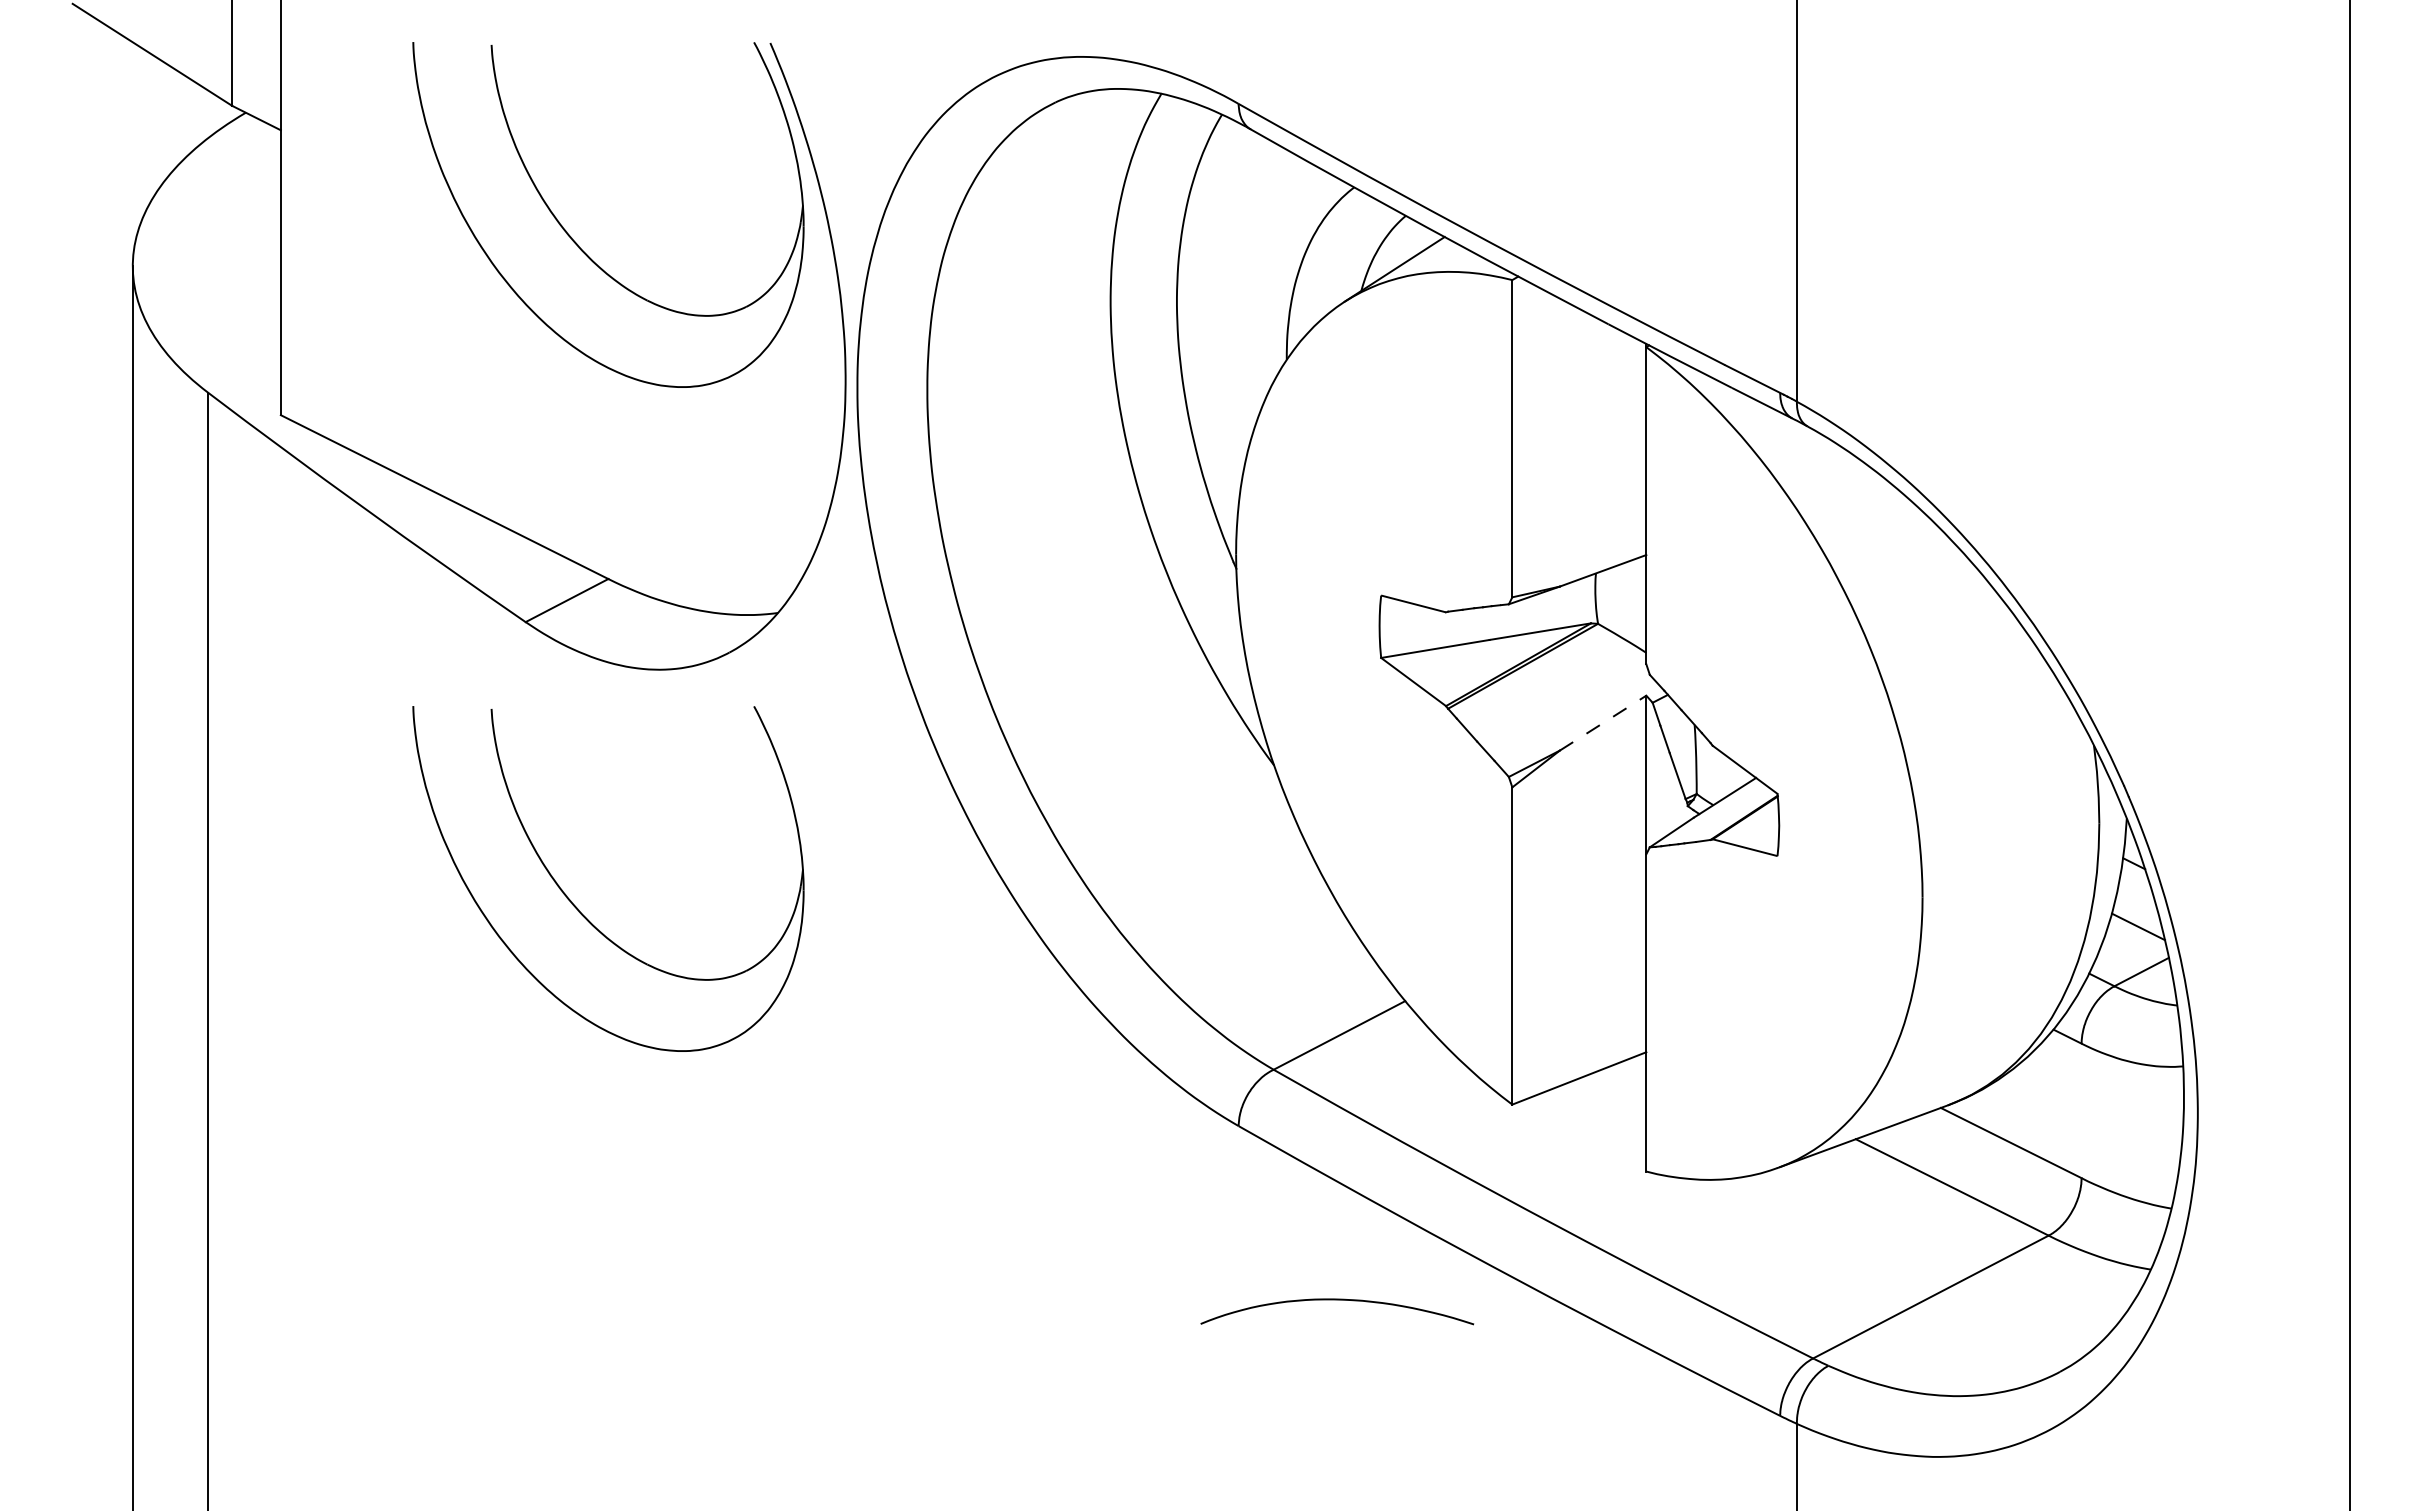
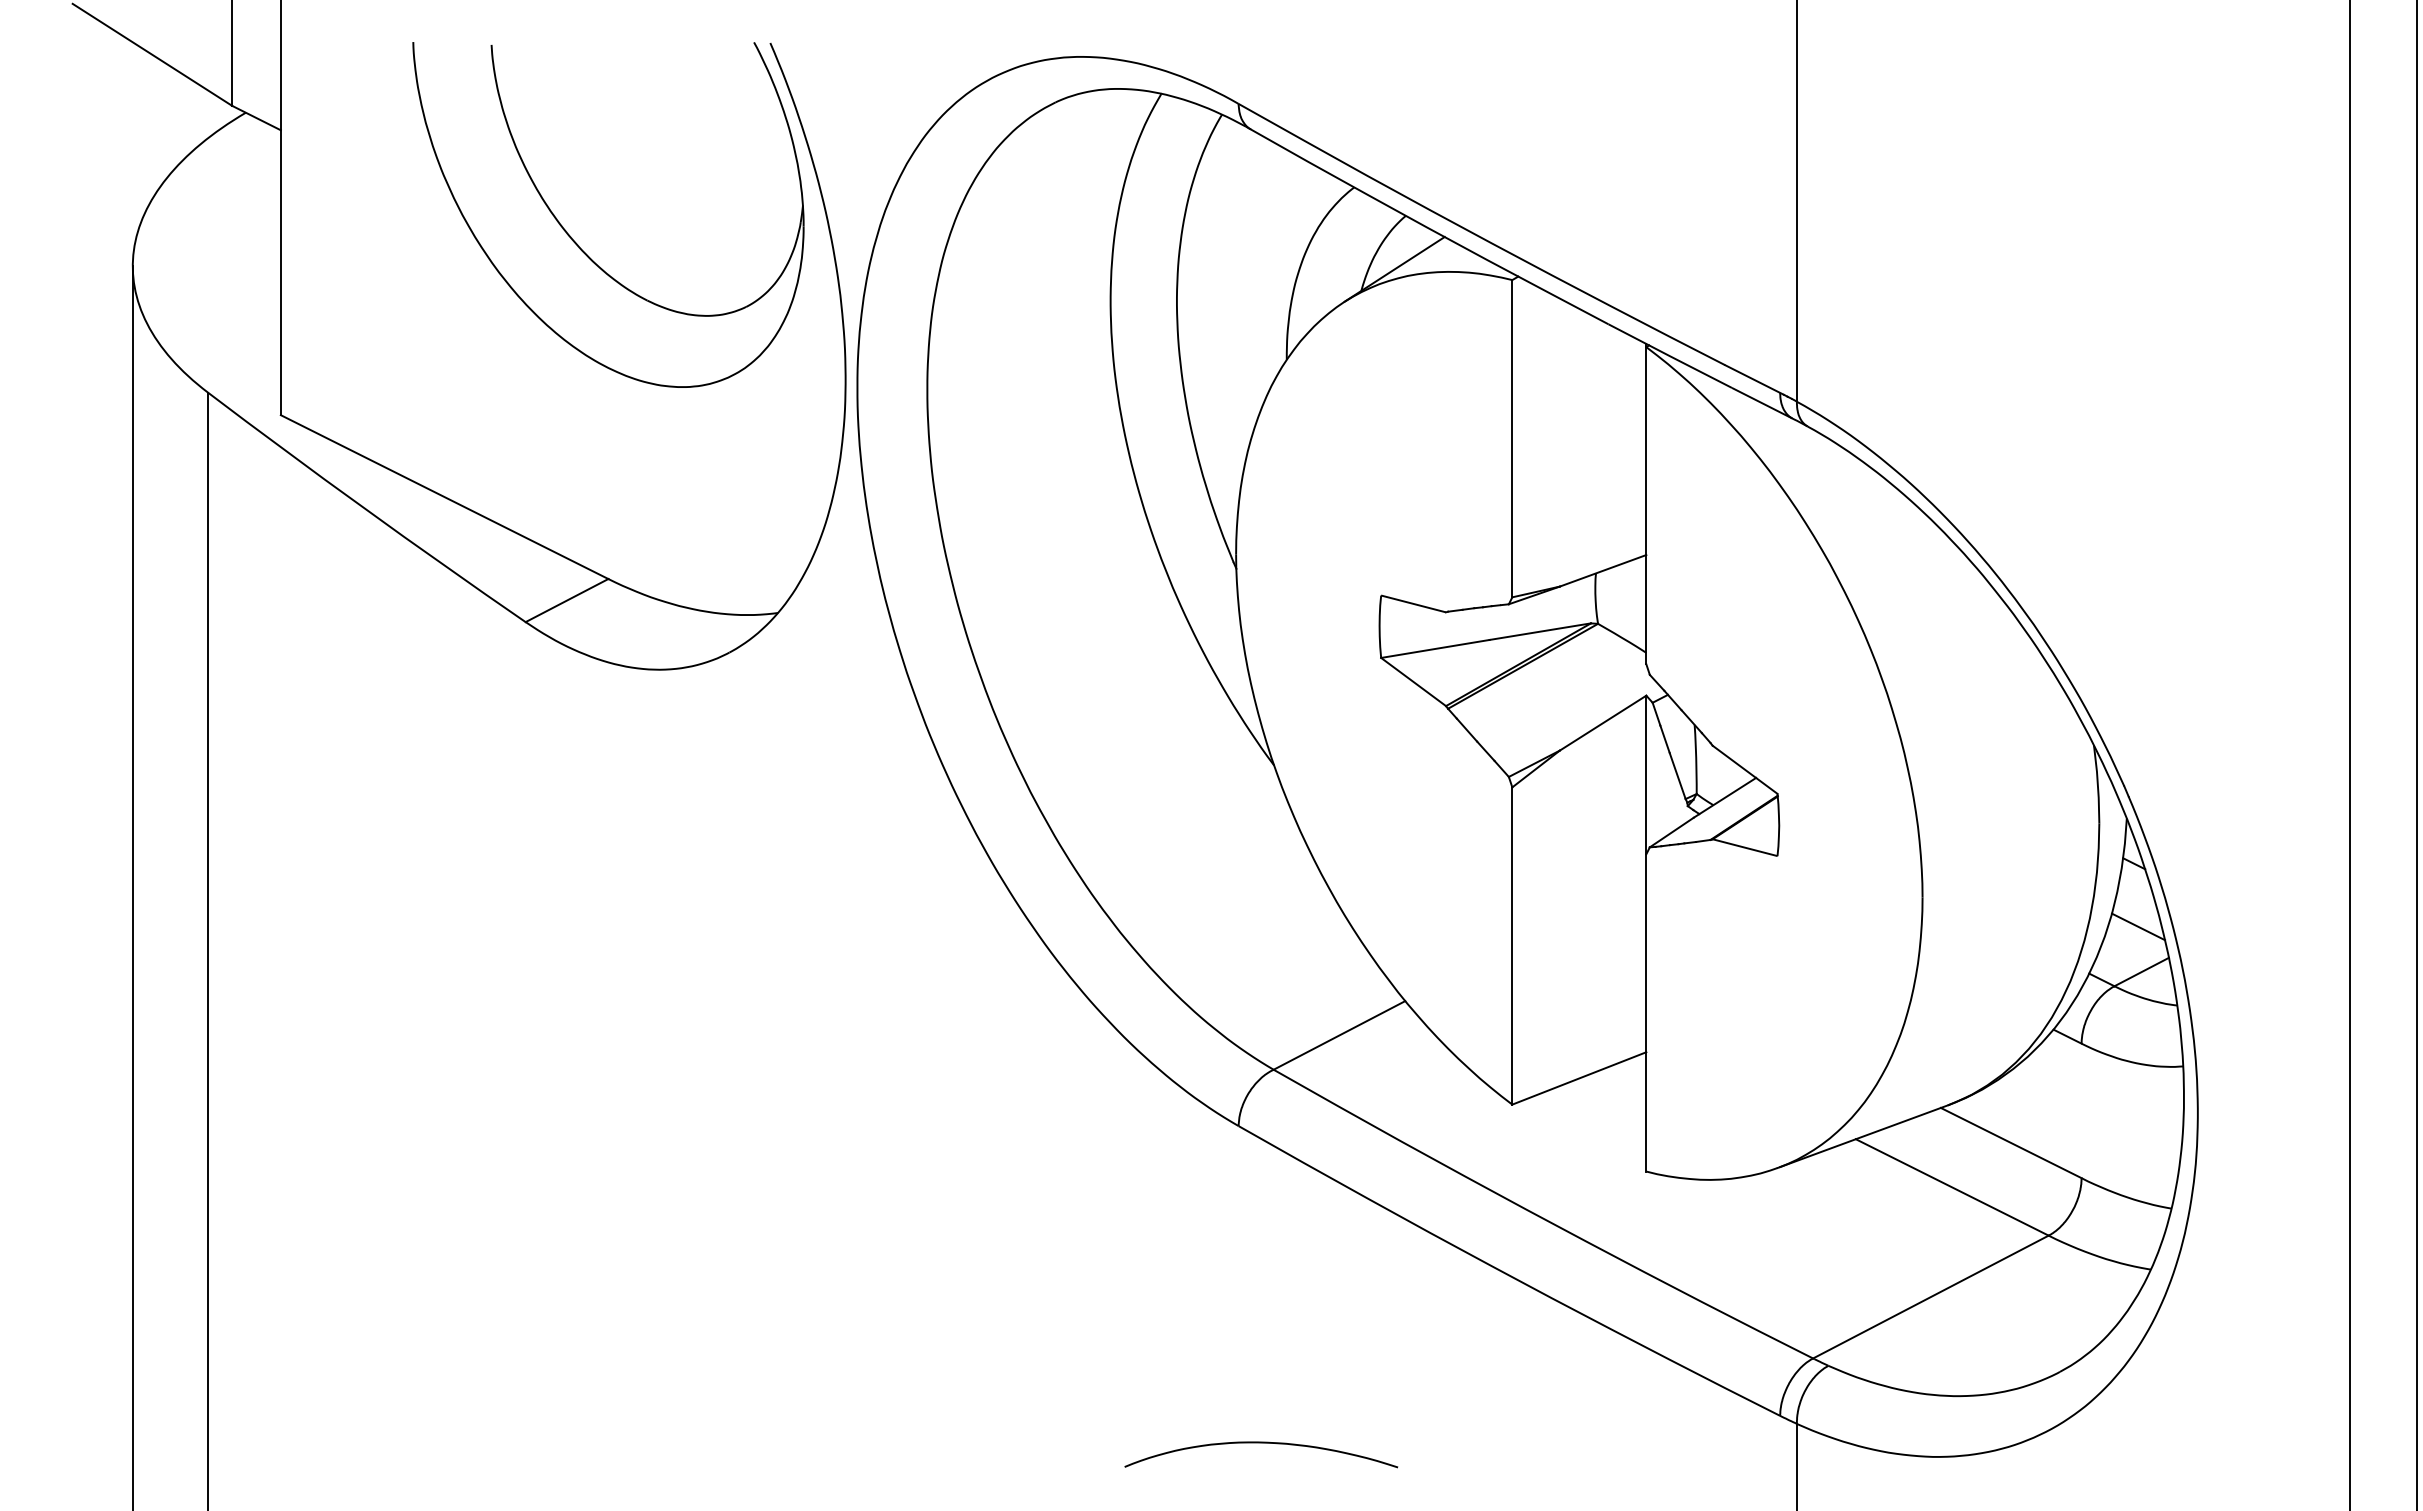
line: dashed -> solid (1603, 722)
line: none -> present (2416, 754)
part: present -> none (578, 908)
curve position: (1337, 1300) -> (1261, 1443) (1261, 1443)
